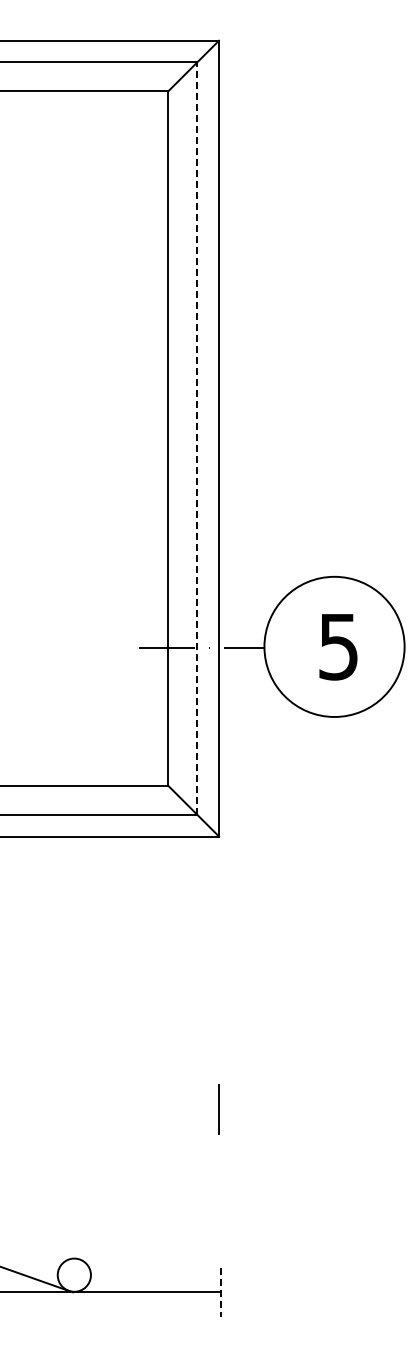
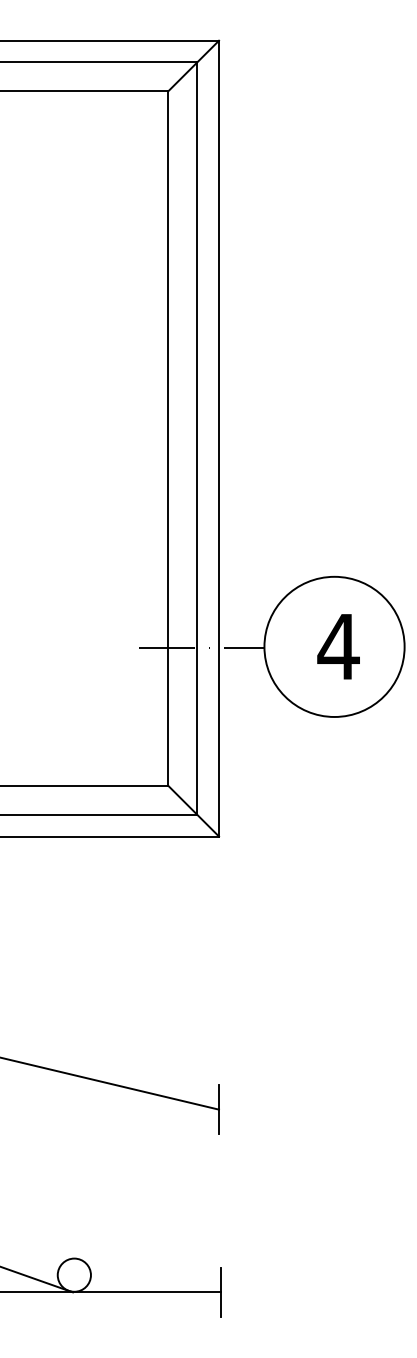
line: dashed -> solid (197, 438)
text: 5 -> 4 (338, 647)
line: none -> present (110, 1083)
line: dashed -> solid (220, 1292)
